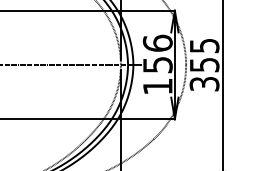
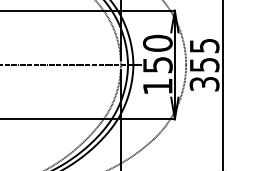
text: 156 -> 150 (157, 42)
